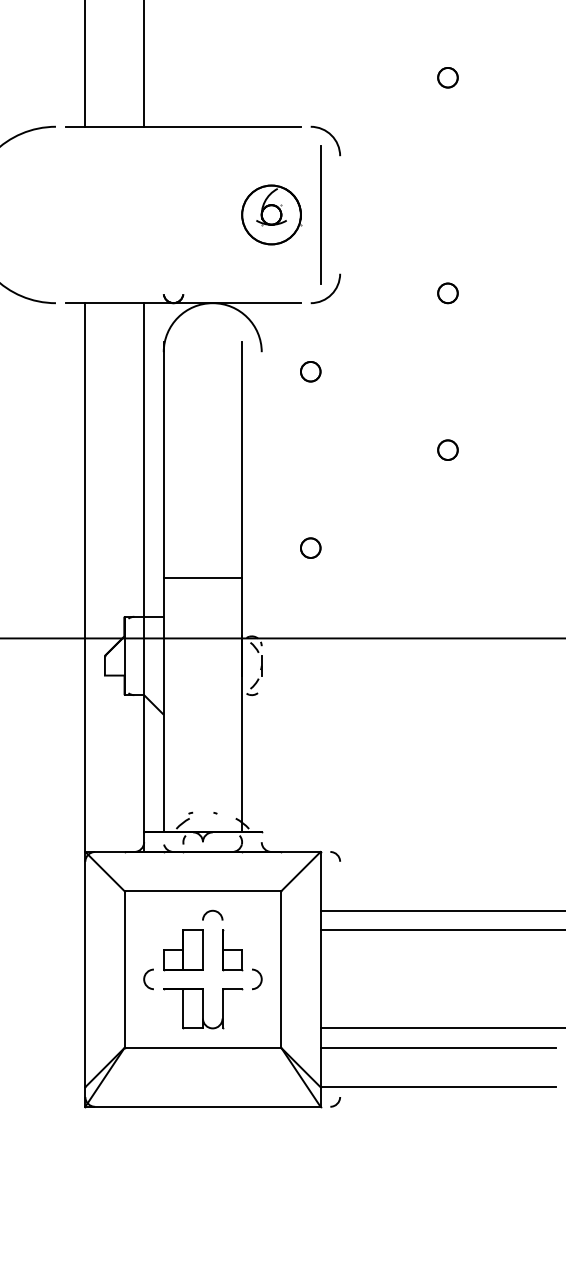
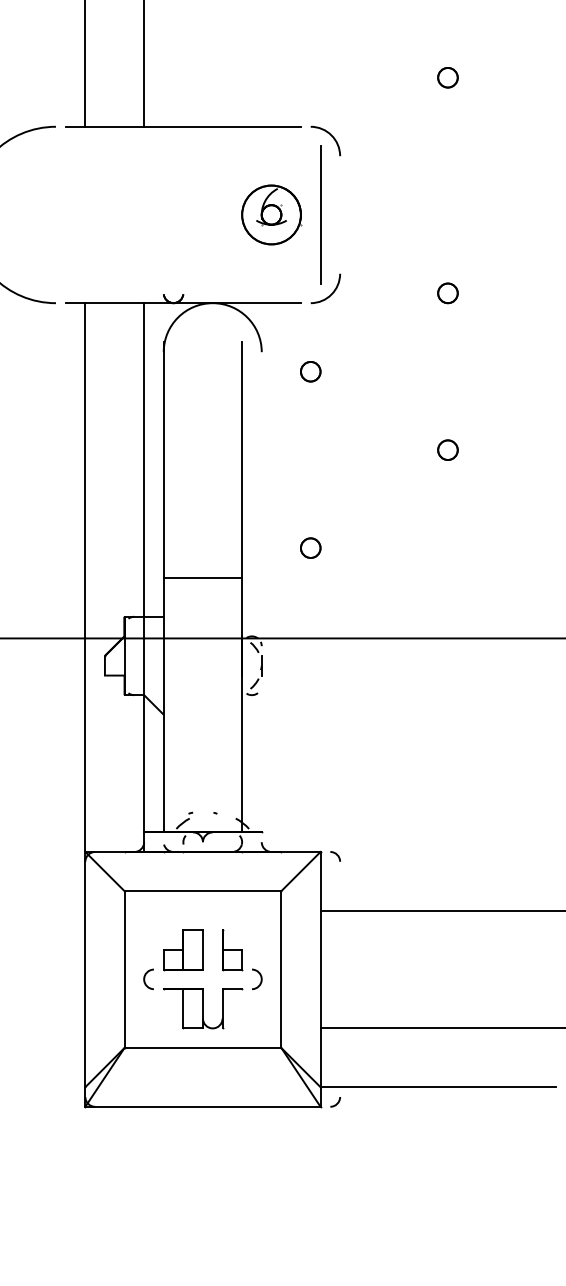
curve: present -> none (212, 911)
line: present -> none (441, 930)
line: present -> none (437, 1047)
